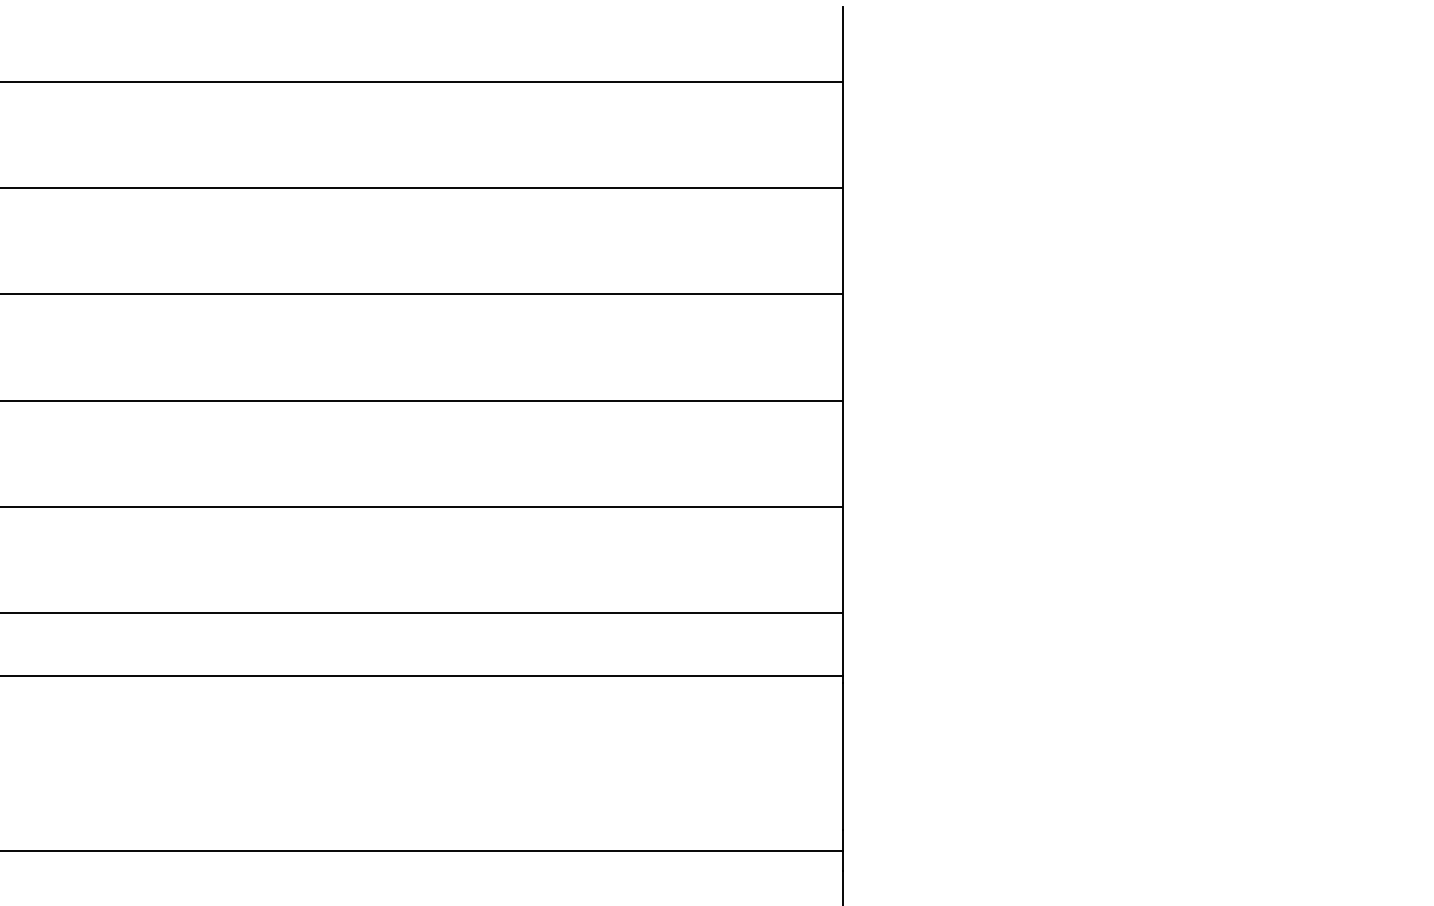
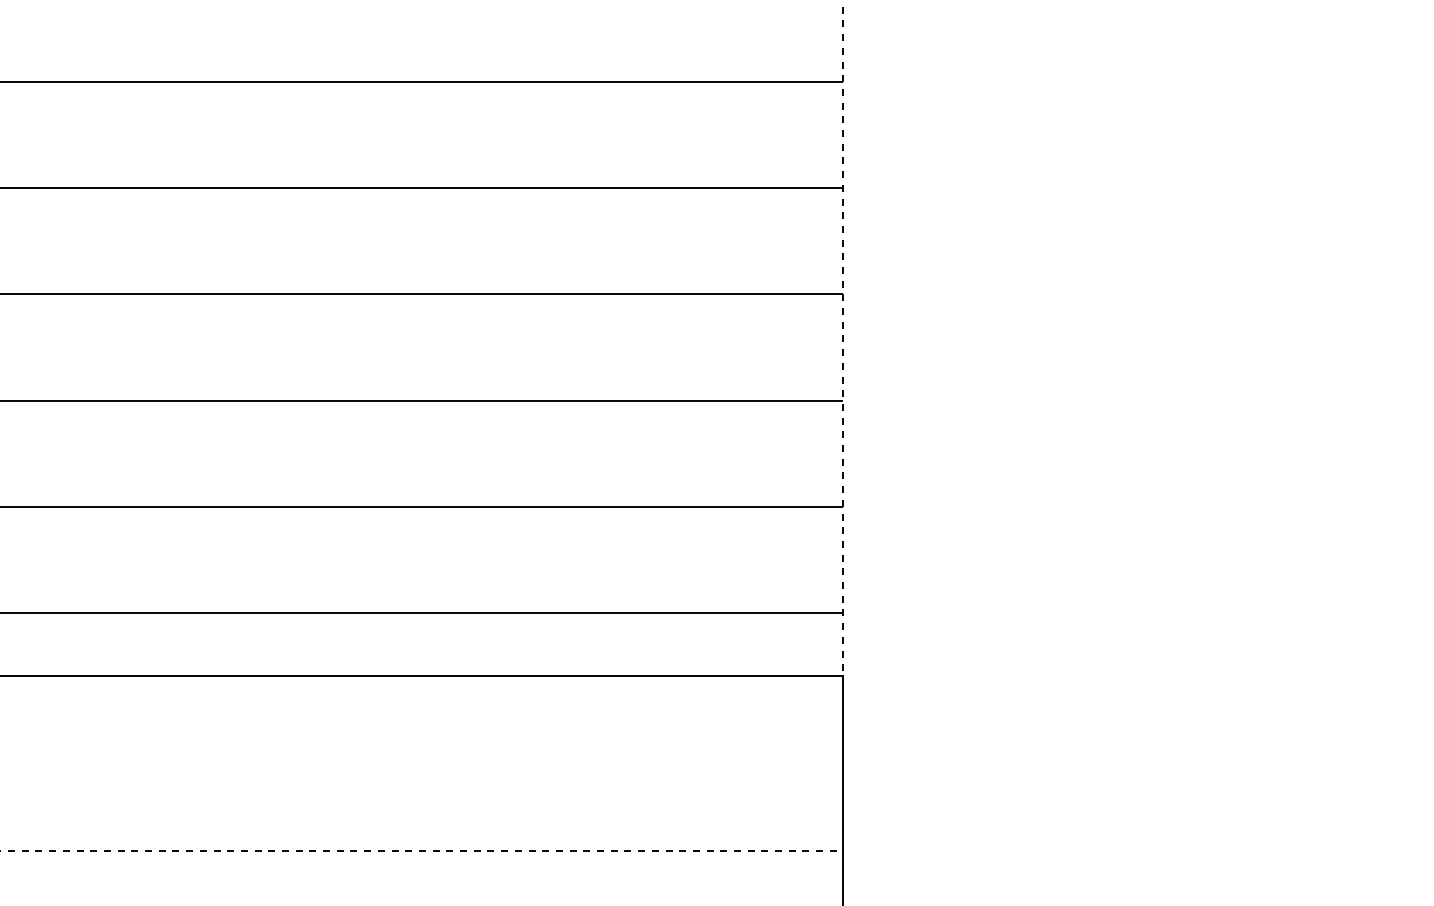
line: solid -> dashed (842, 341)
line: solid -> dashed (422, 850)
